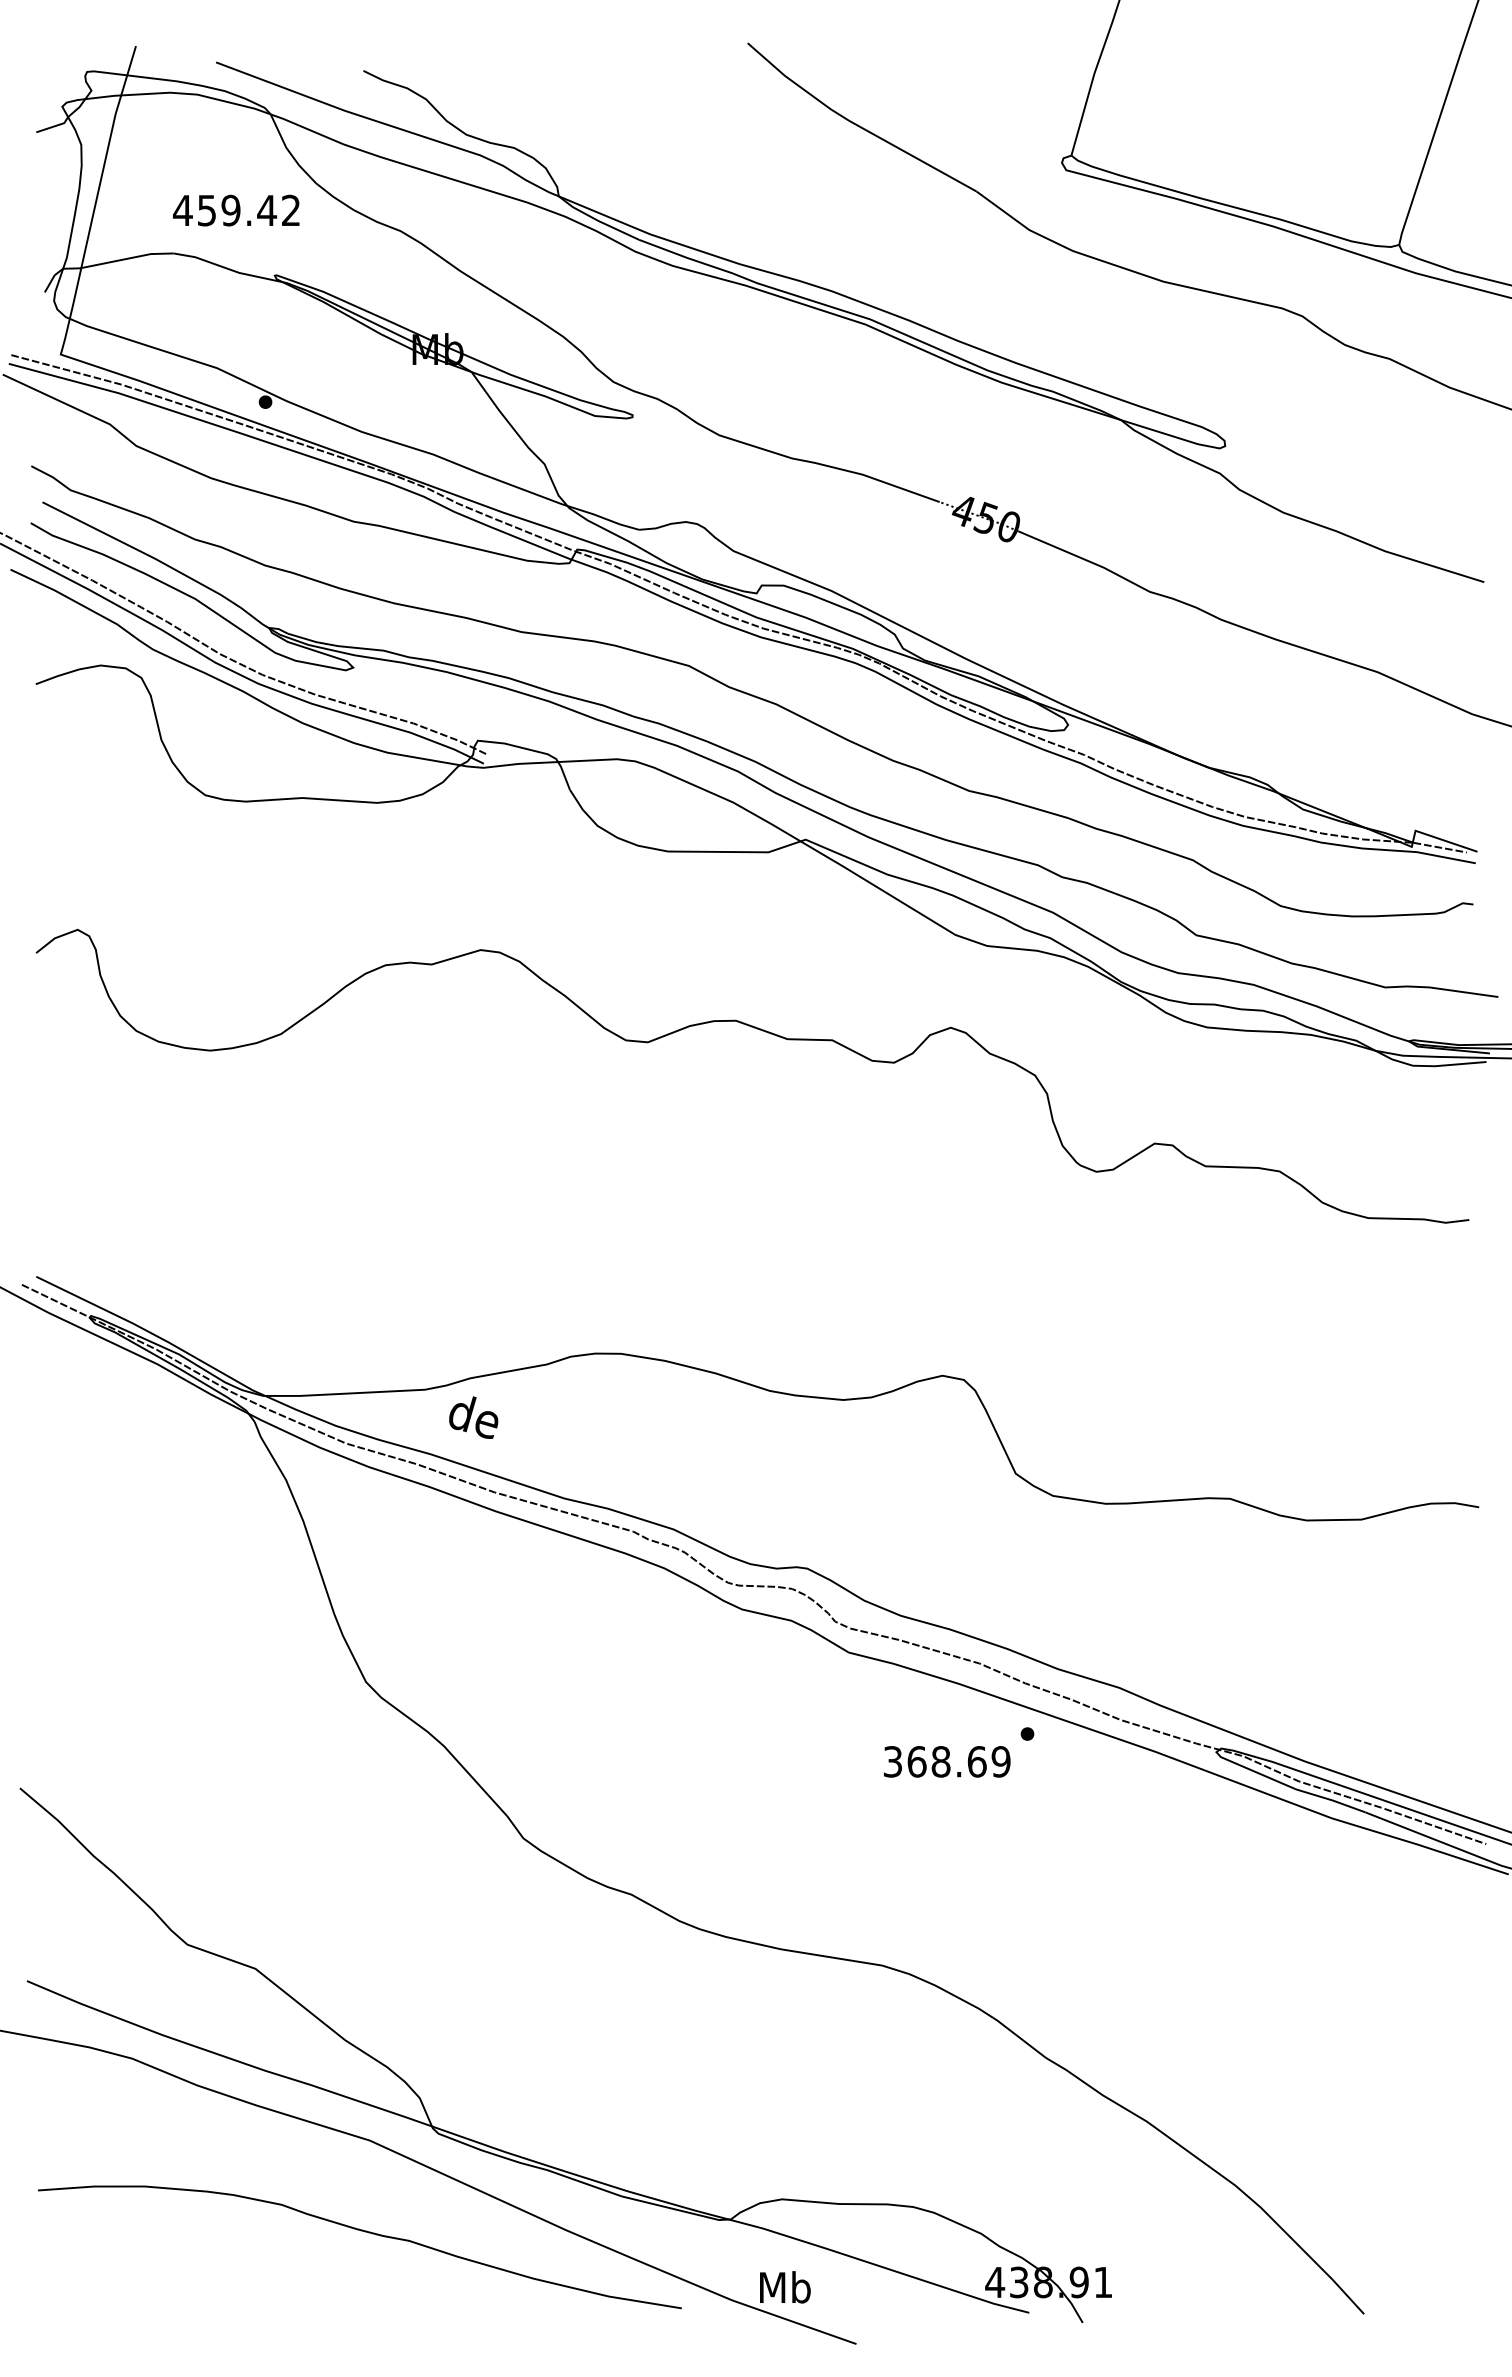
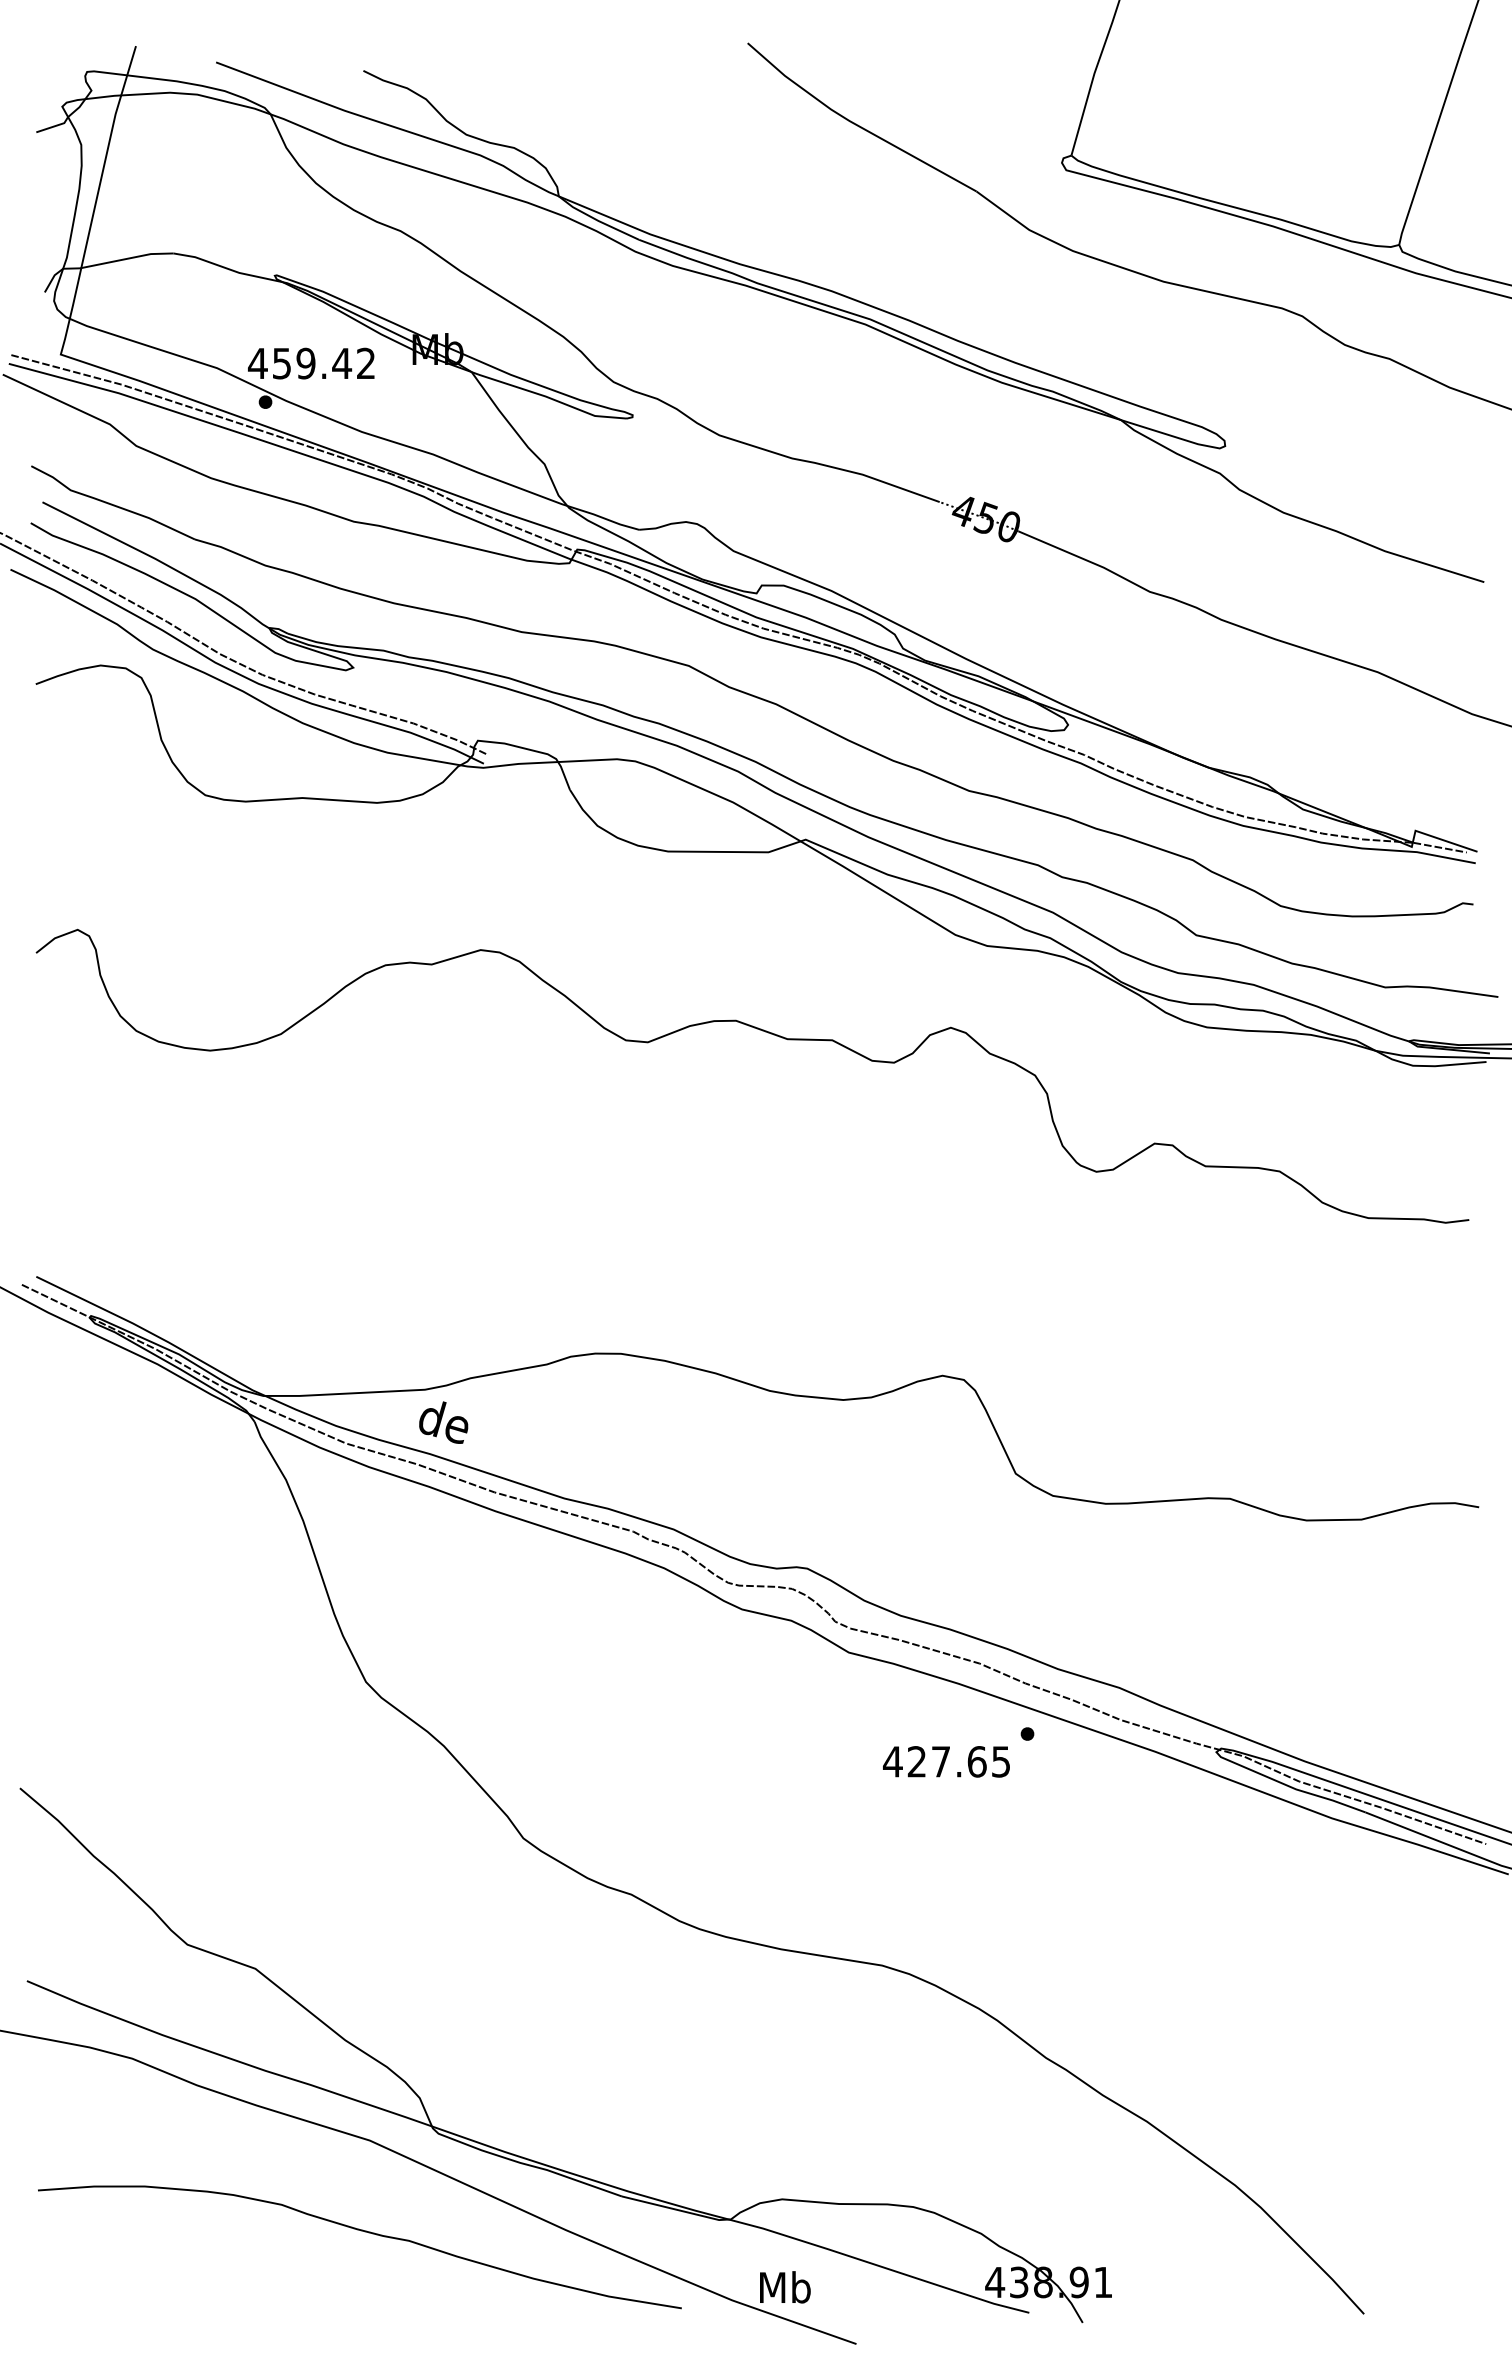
text position: (236, 210) -> (311, 363) (311, 363)
text position: (473, 1417) -> (443, 1422) (443, 1422)
text: 368.69 -> 427.65 (946, 1761)
